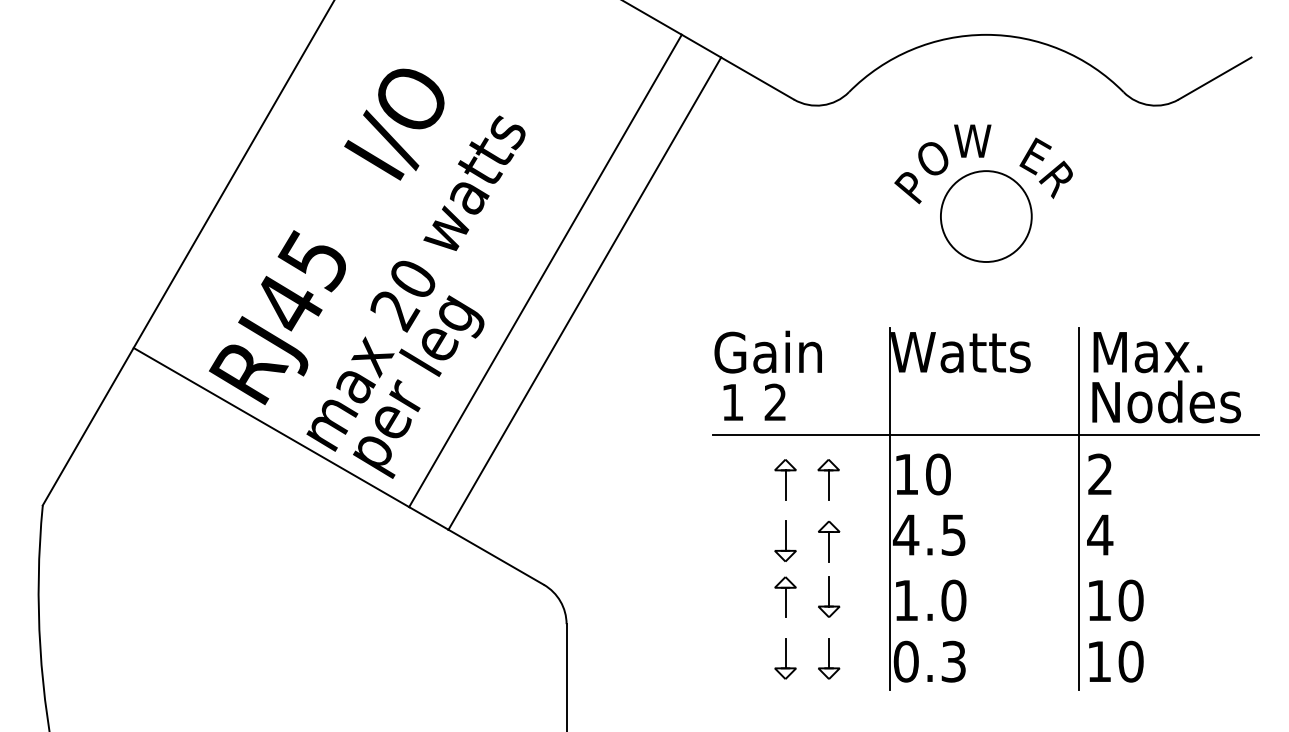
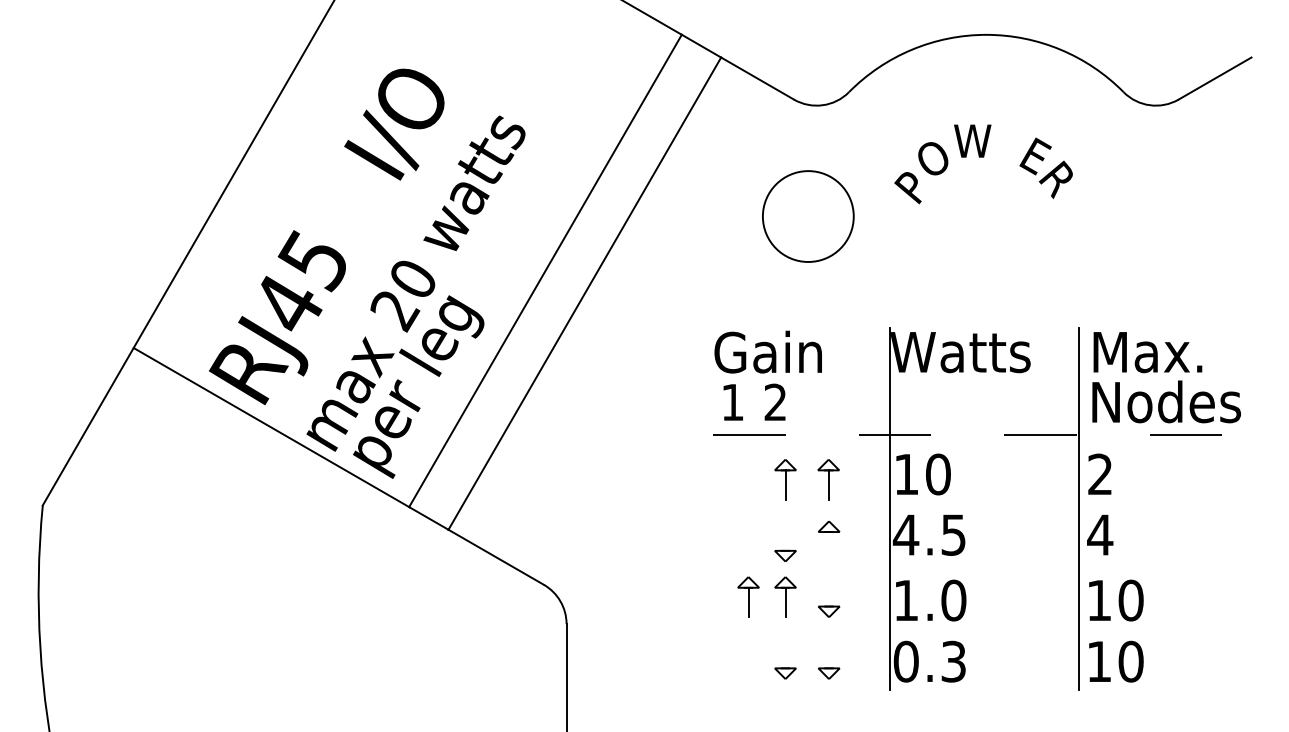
circle position: (986, 216) -> (808, 216) (808, 216)
line: solid -> dashed (986, 435)
line: present -> none (785, 535)
line: present -> none (829, 546)
line: present -> none (829, 591)
part: none -> present (748, 596)
line: present -> none (785, 653)
line: present -> none (829, 653)
